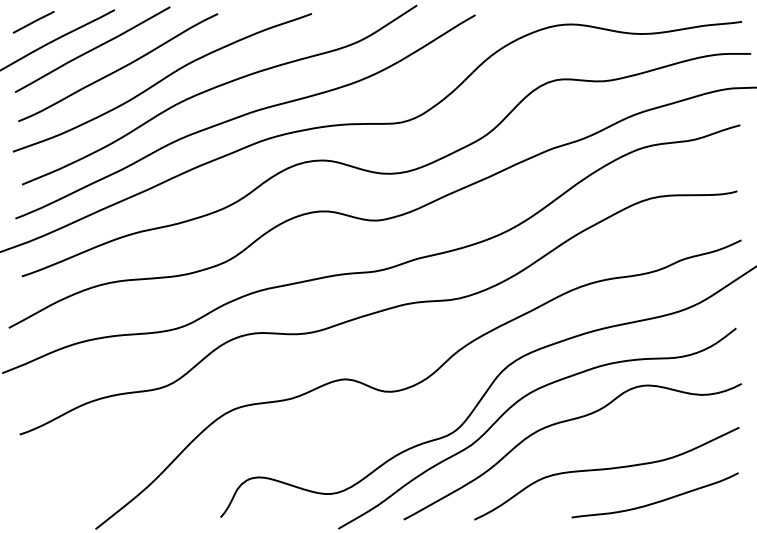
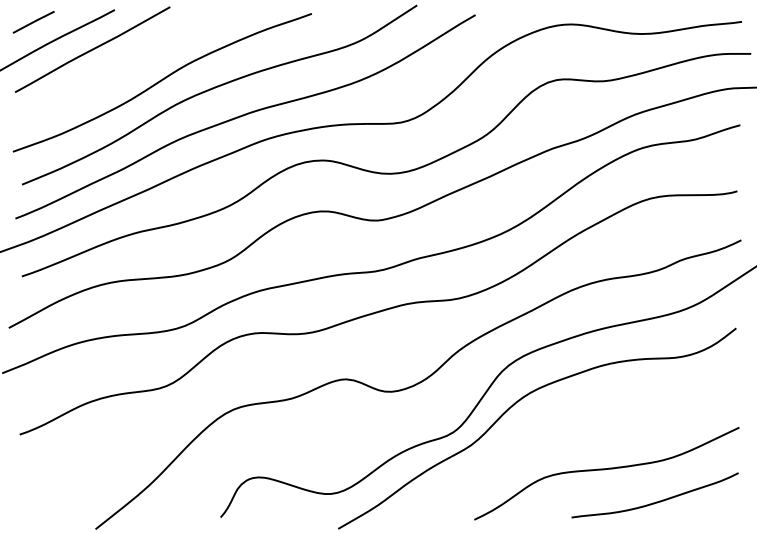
curve: present -> none (118, 68)
curve: present -> none (564, 422)
